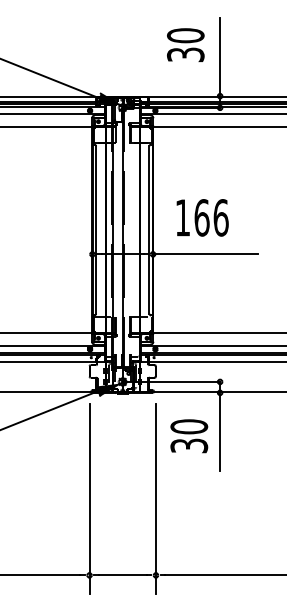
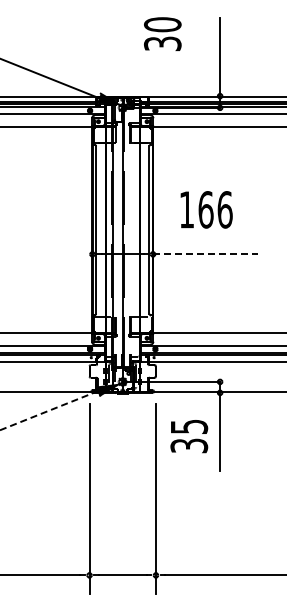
text position: (185, 44) -> (162, 33) (162, 33)
text position: (202, 217) -> (206, 209) (206, 209)
line: solid -> dashed (205, 254)
line: solid -> dashed (49, 410)
text: 30 -> 35 (189, 426)
